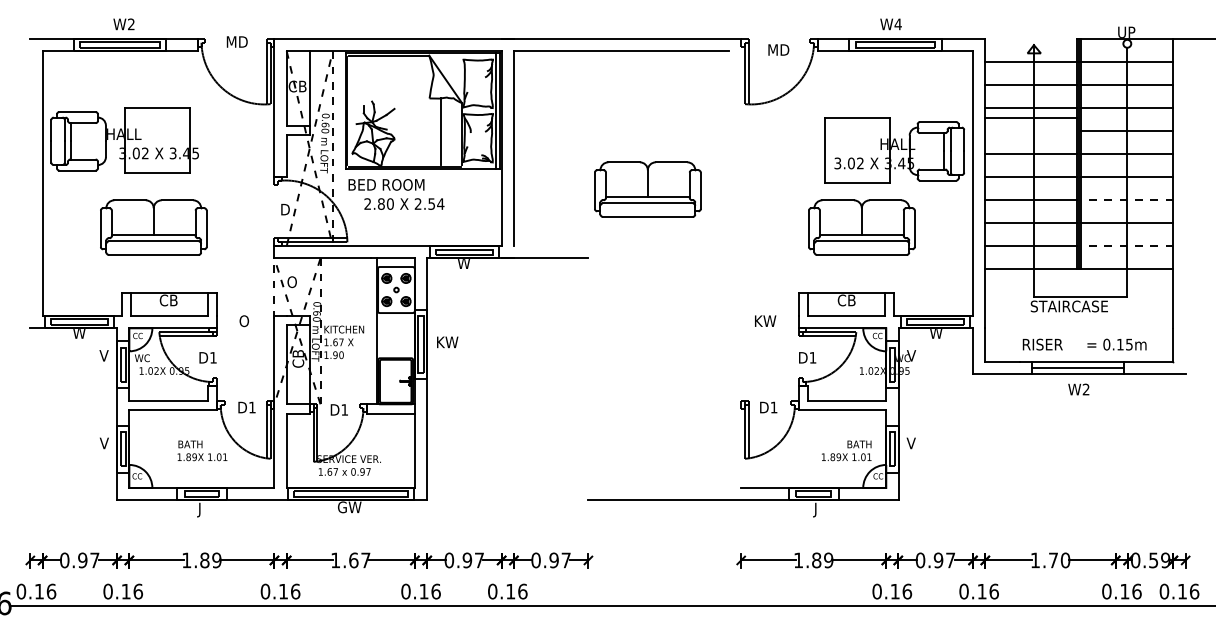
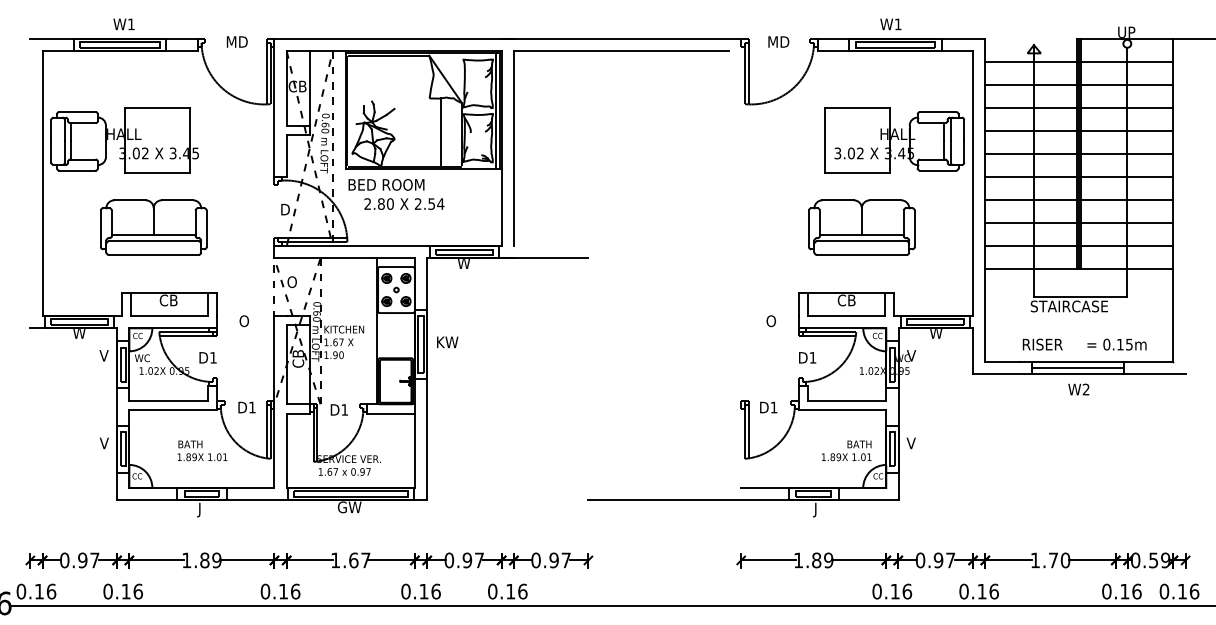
text: W2 -> W1 (131, 24)
text: W4 -> W1 (897, 24)
text position: (778, 49) -> (778, 41) (778, 41)
line position: (1031, 118) -> (1031, 131) (1031, 131)
part position: (894, 150) -> (894, 140) (894, 140)
part: present -> none (647, 189)
line: dashed -> solid (1126, 200)
line: dashed -> solid (1126, 246)
text: KW -> O (765, 321)
